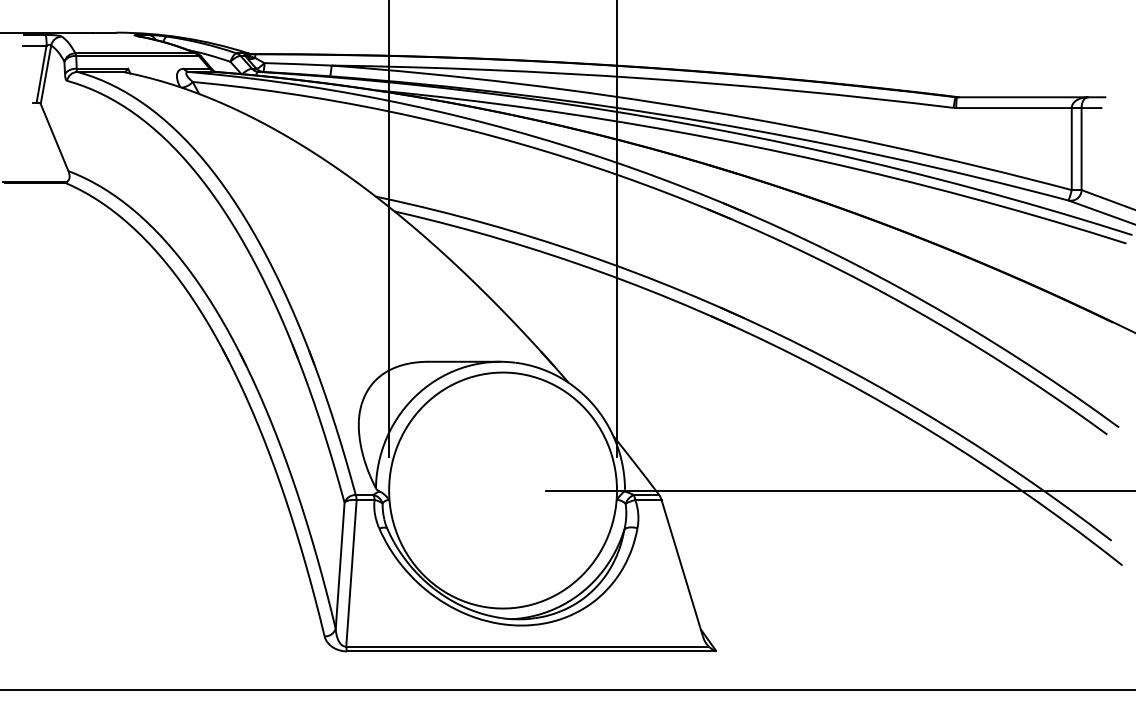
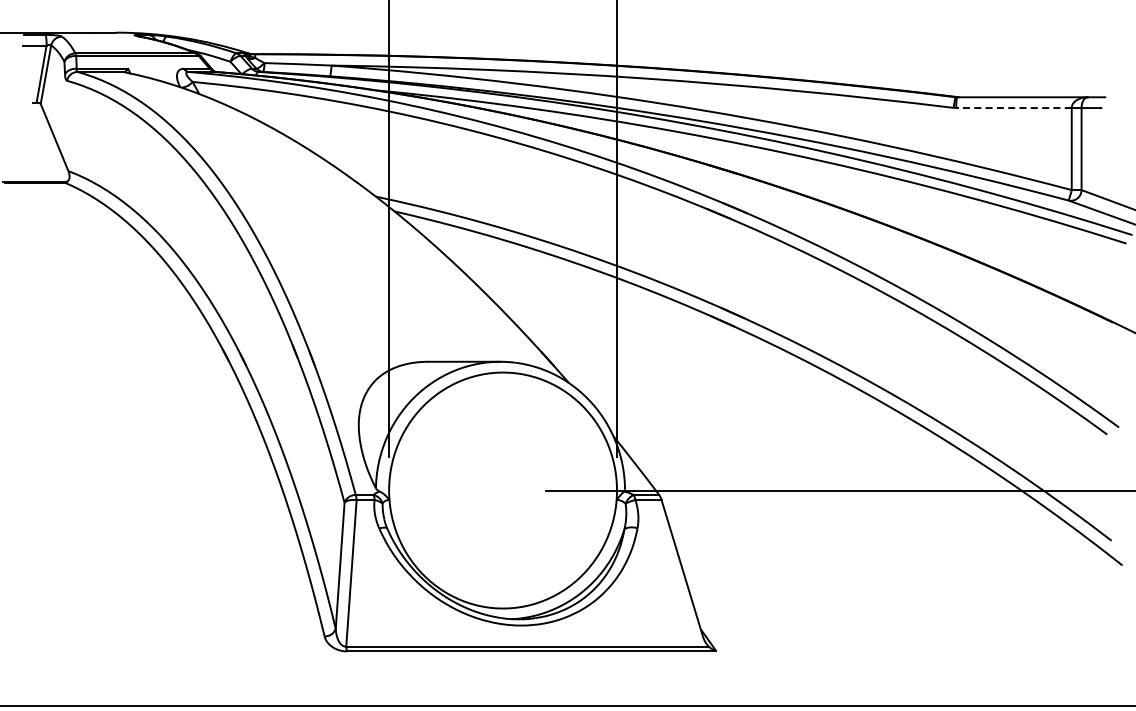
line: solid -> dashed (1014, 108)
line position: (567, 689) -> (567, 705) (567, 705)
